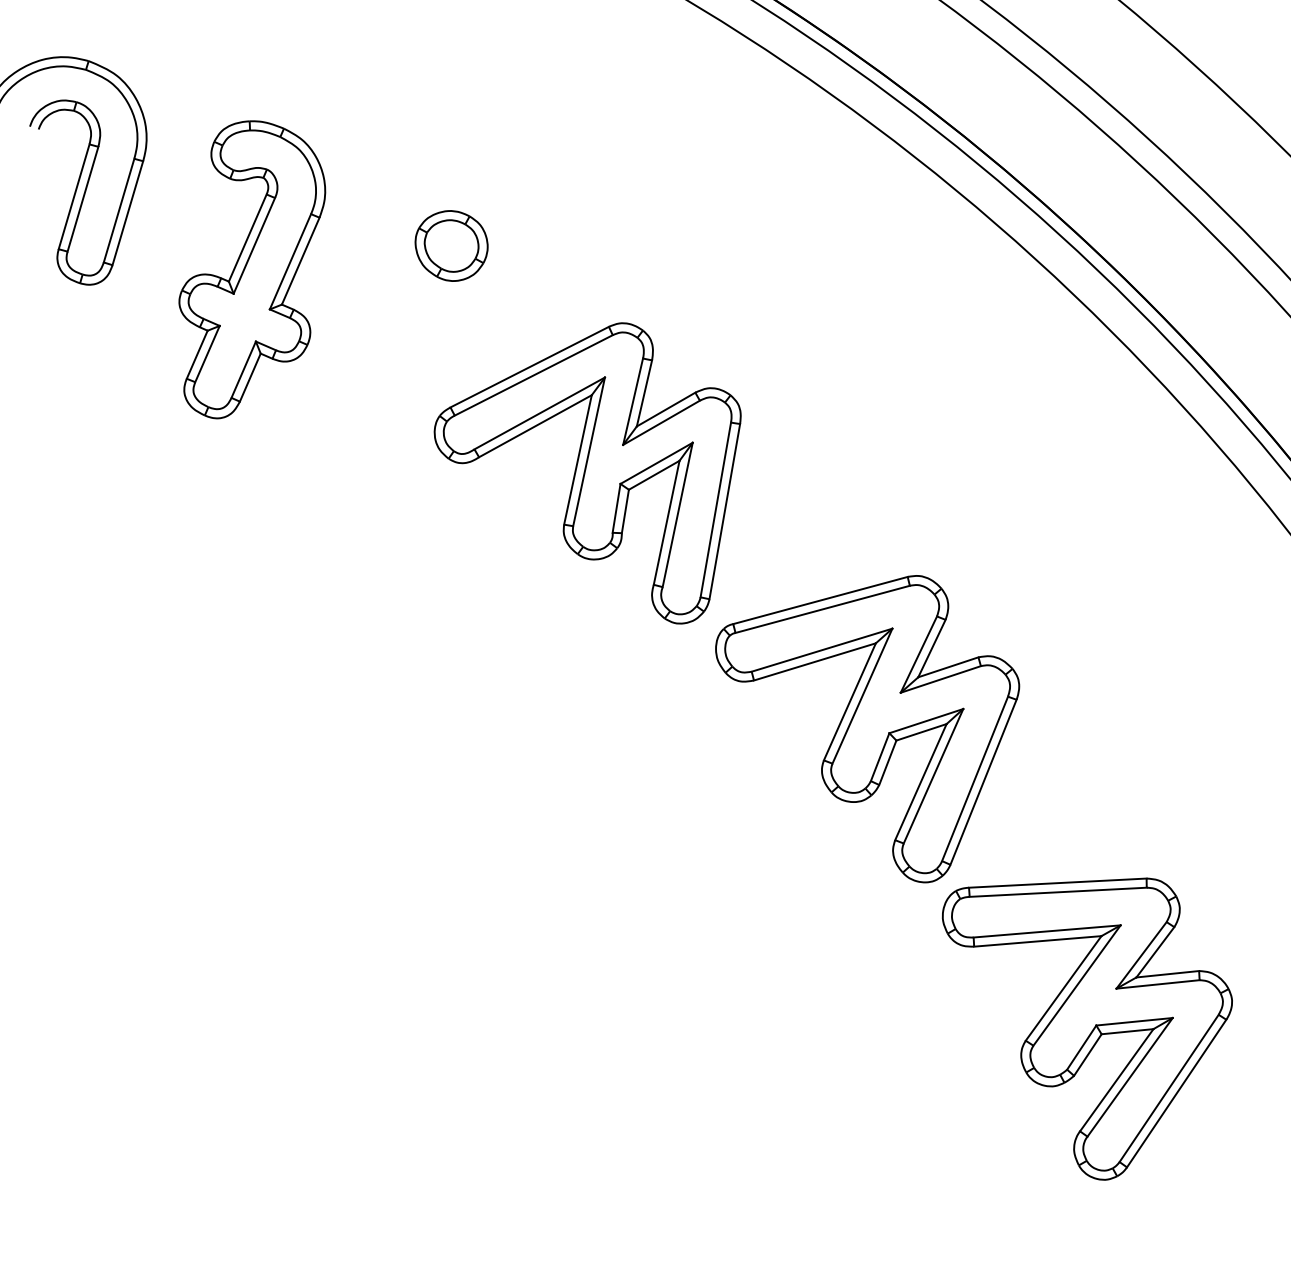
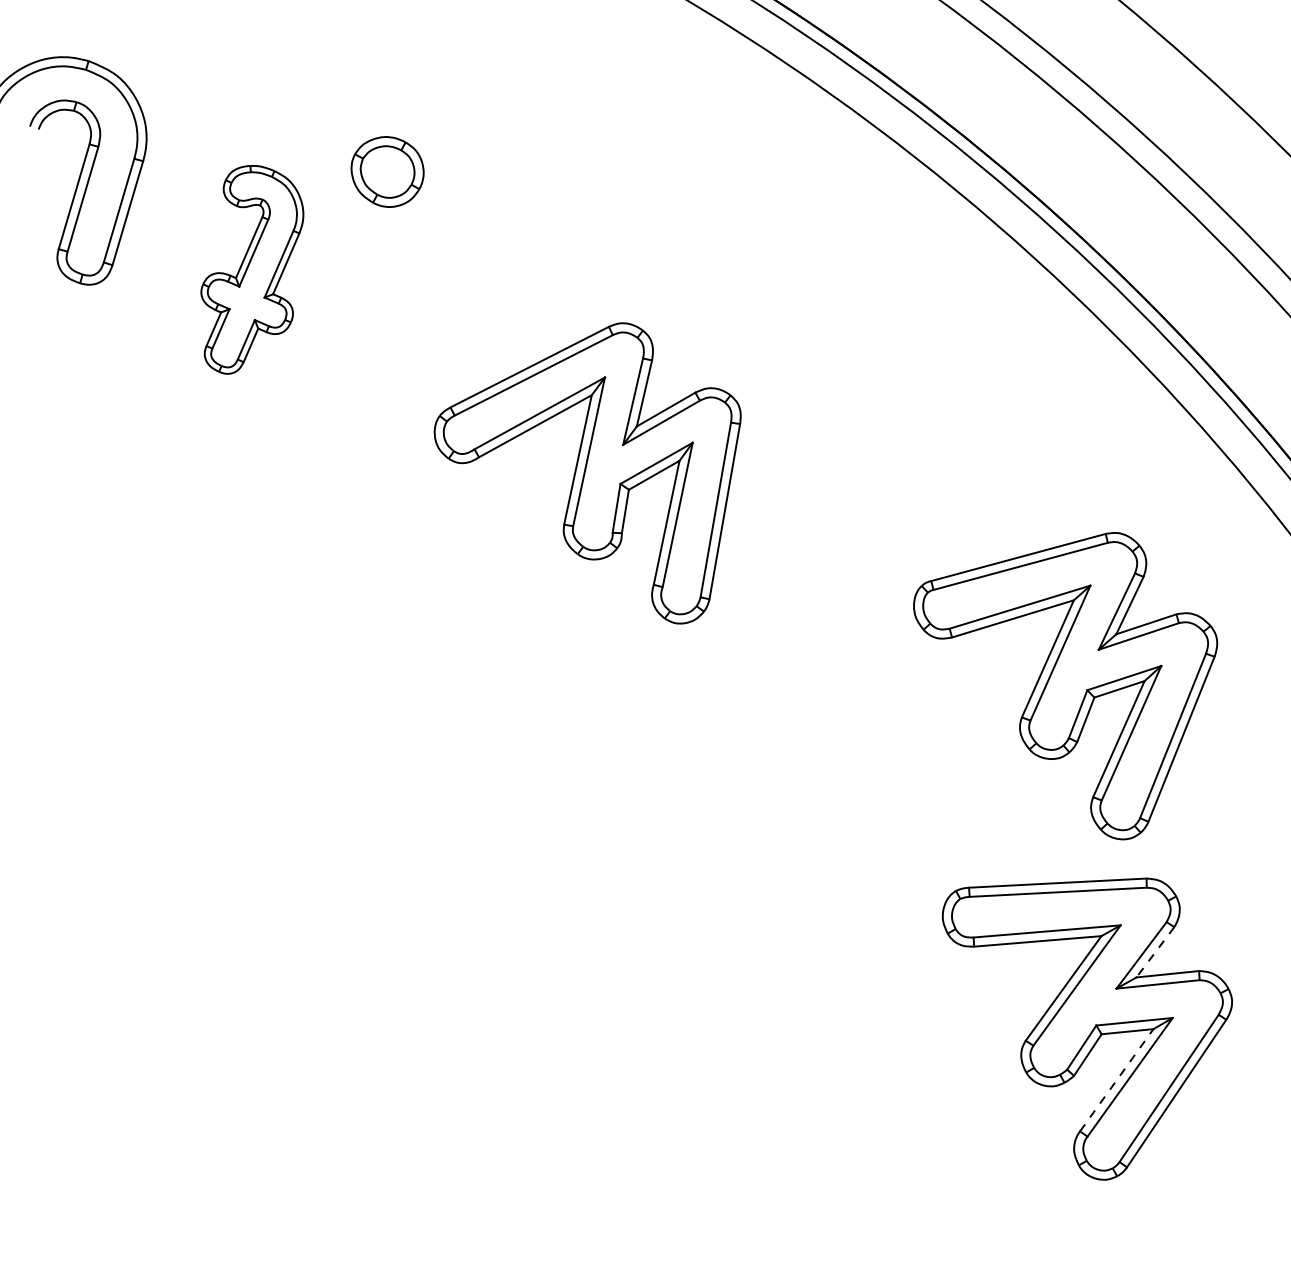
part position: (451, 245) -> (387, 171) (387, 171)
part size: 149x300 px -> 105x210 px (252, 269)
part position: (867, 729) -> (1065, 686) (1065, 686)
line: solid -> dashed (1155, 952)
line: solid -> dashed (1116, 1080)
